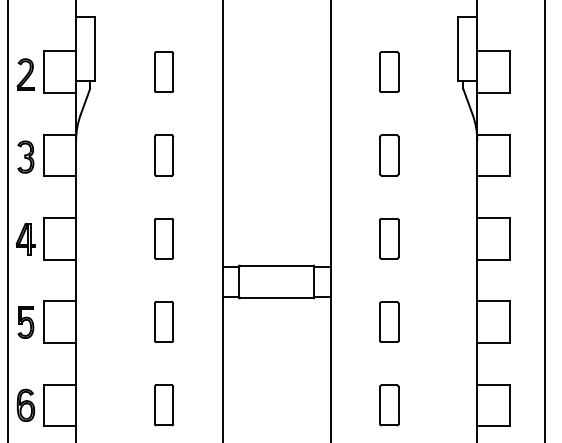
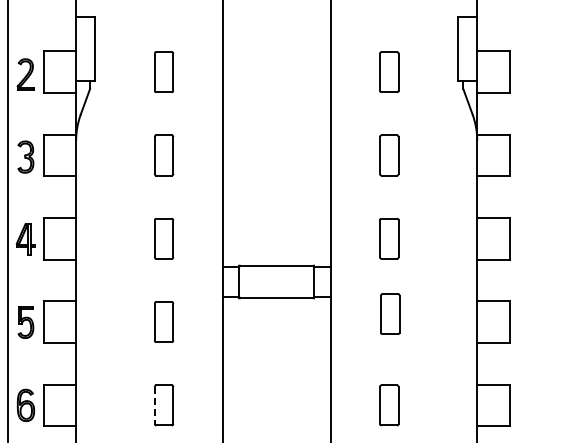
line: present -> none (545, 220)
part position: (389, 321) -> (390, 313) (390, 313)
line: solid -> dashed (154, 405)
